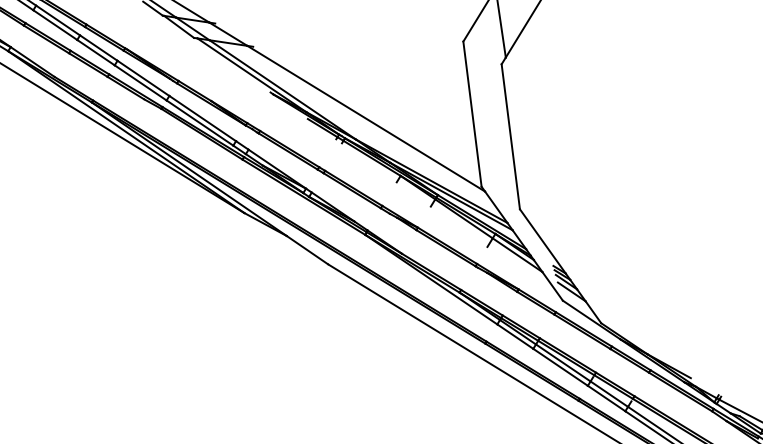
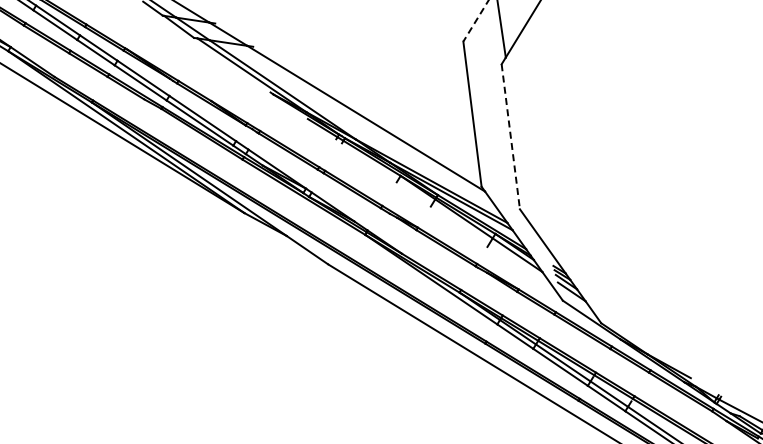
line: solid -> dashed (475, 21)
line: solid -> dashed (510, 137)
